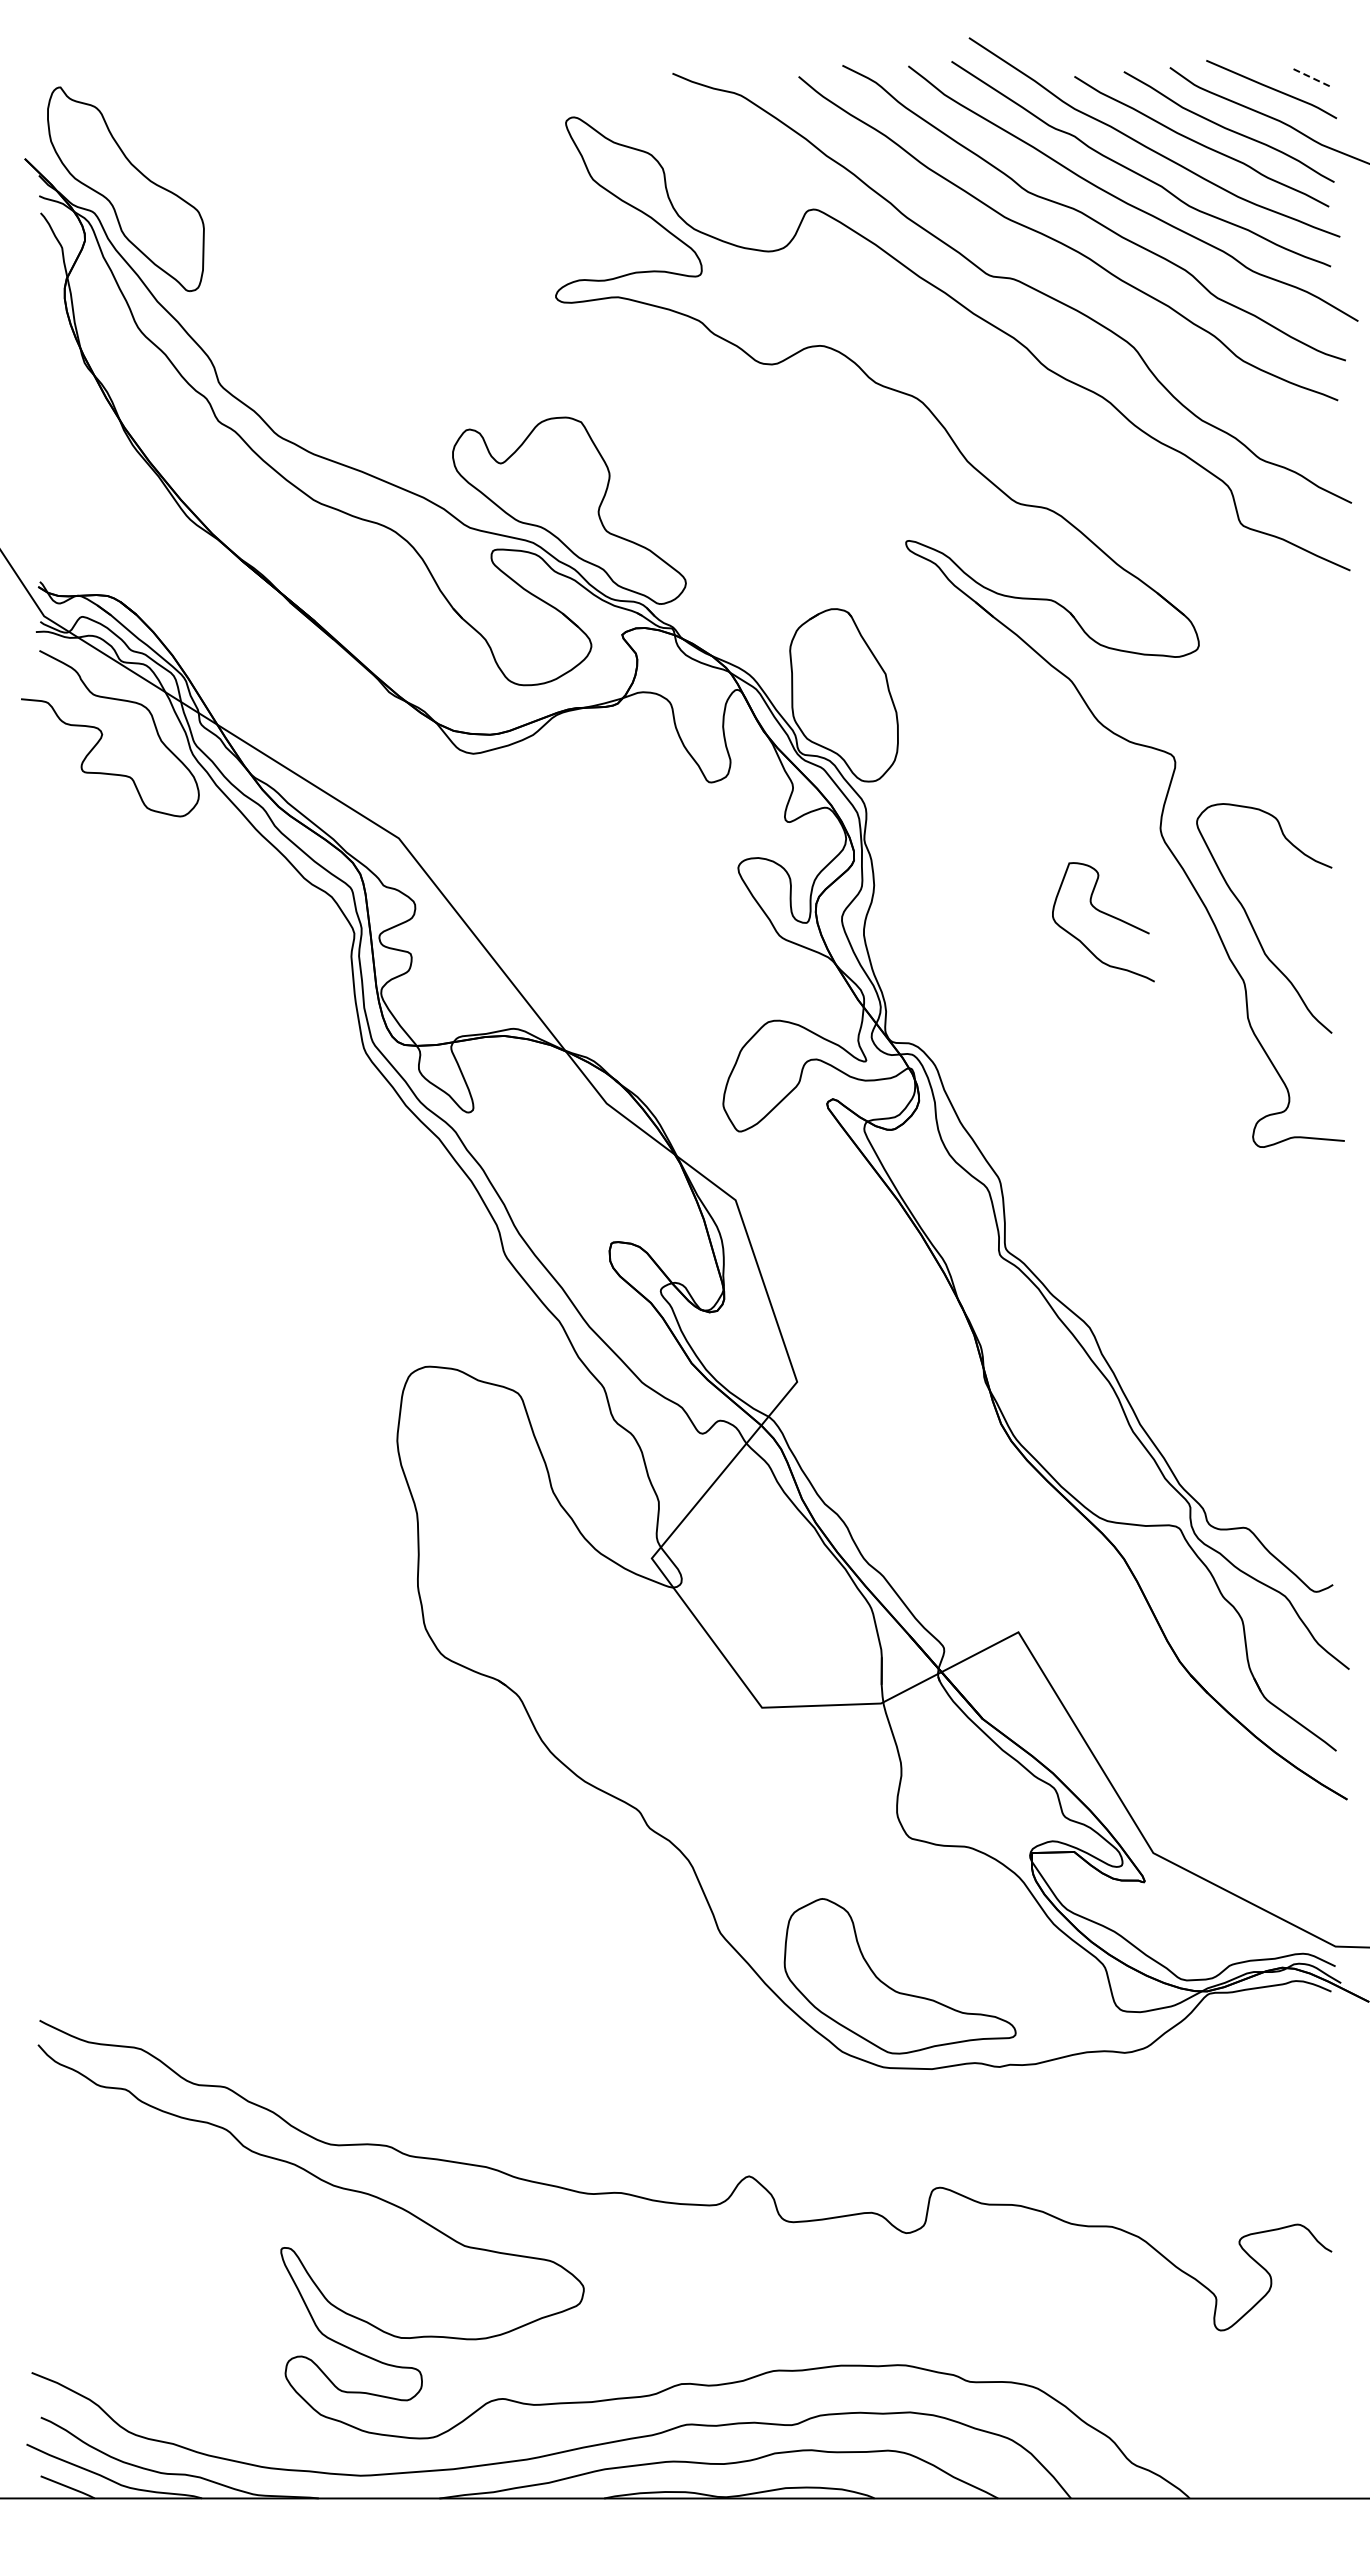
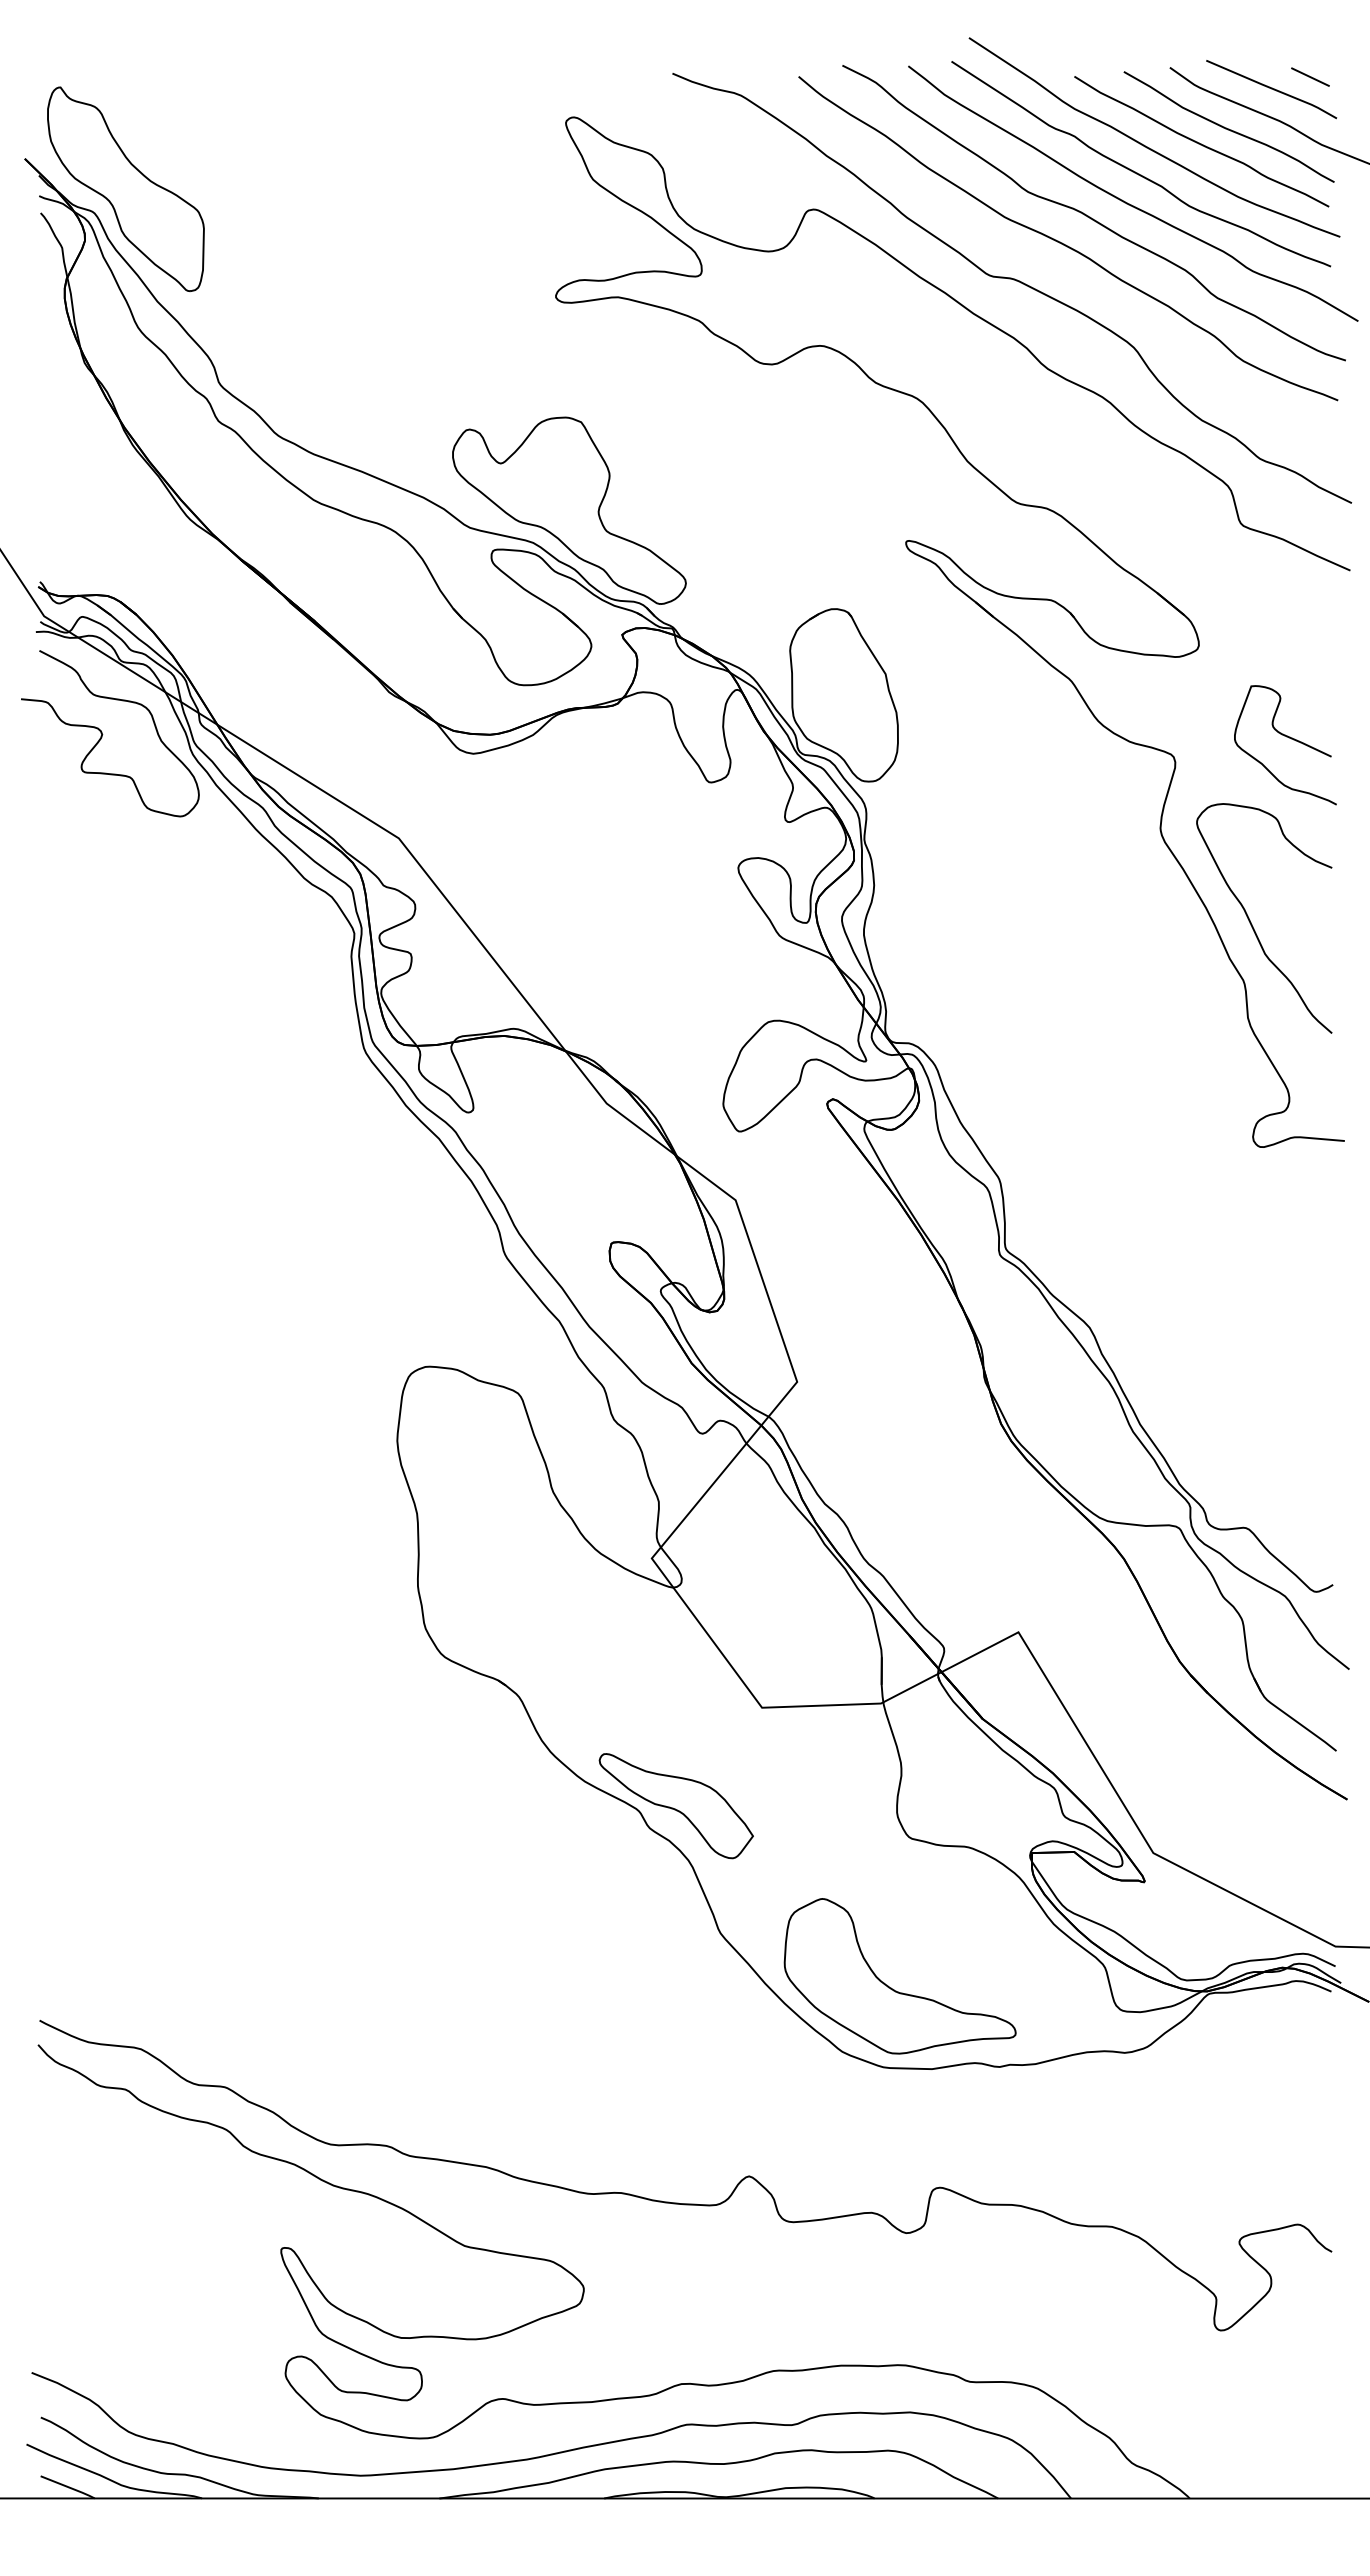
line: dashed -> solid (1310, 76)
curve position: (1104, 914) -> (1286, 737) (1286, 737)
part: none -> present (675, 1806)
